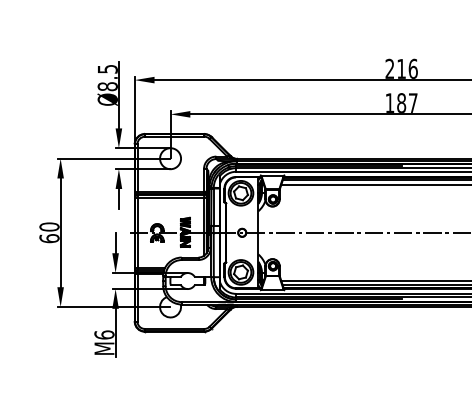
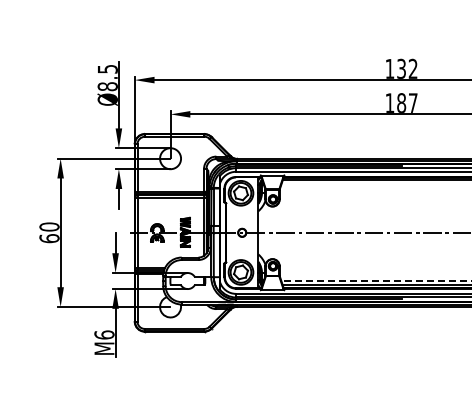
text: 216 -> 132 (401, 68)
line: present -> none (374, 185)
line: solid -> dashed (376, 280)
